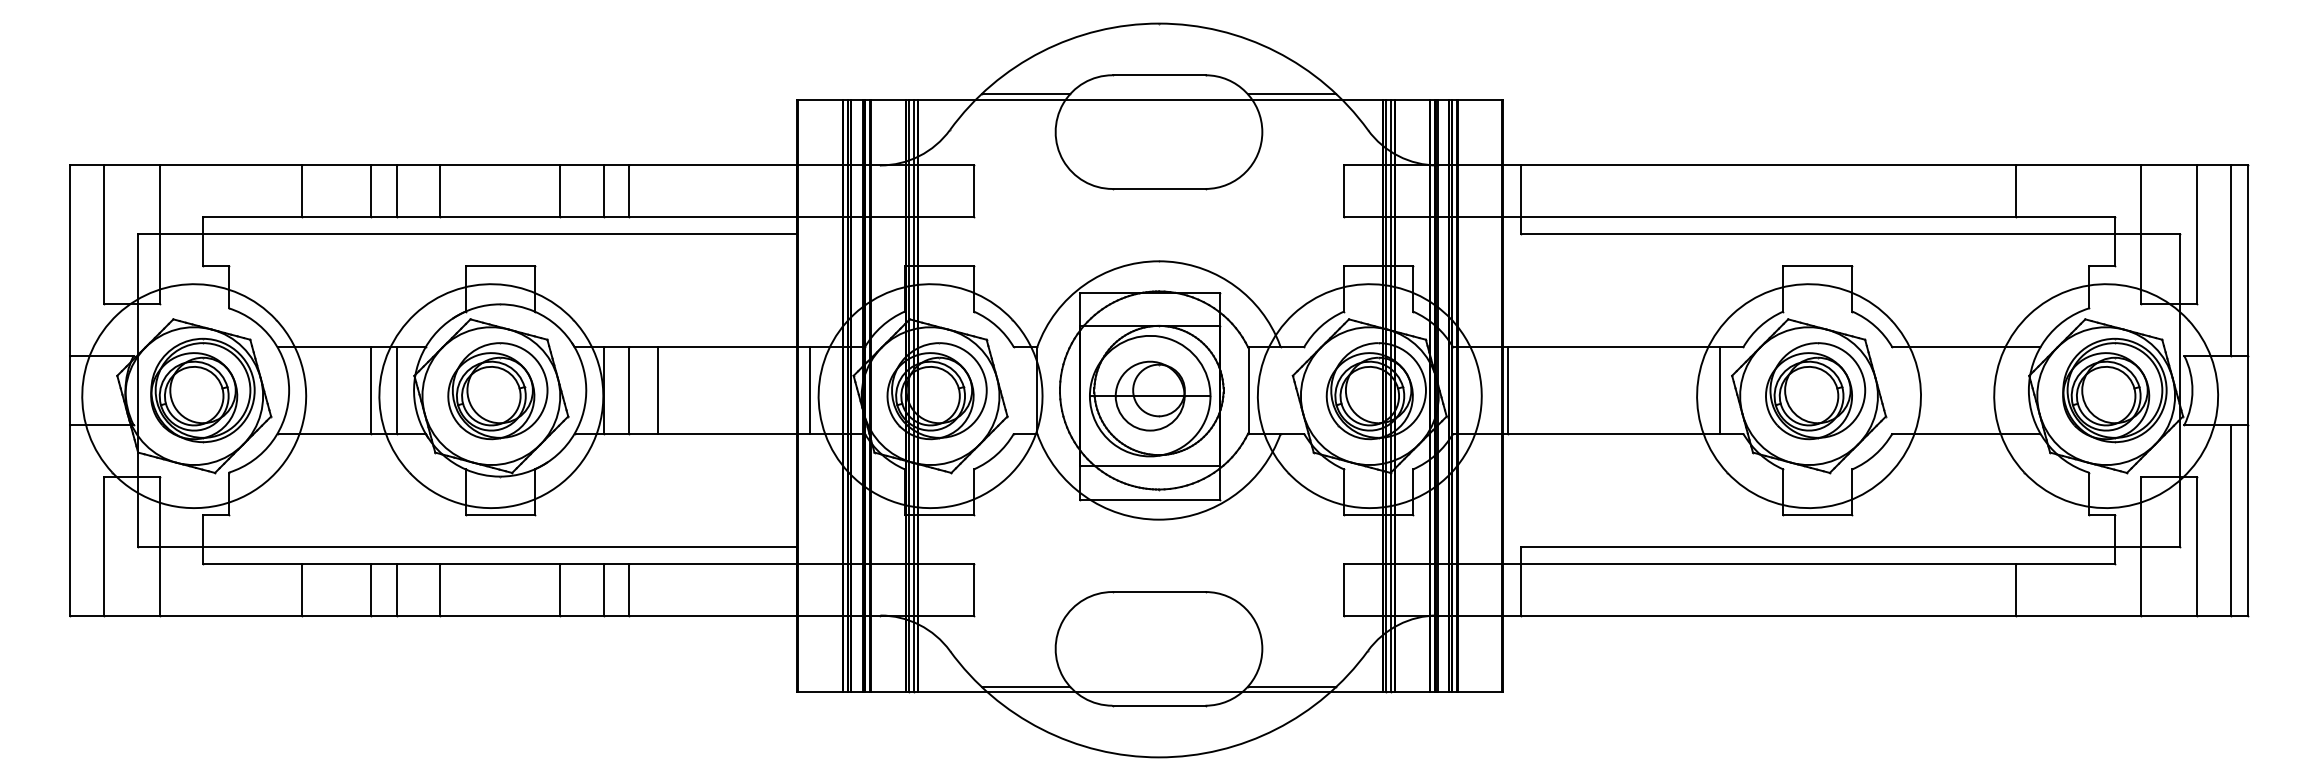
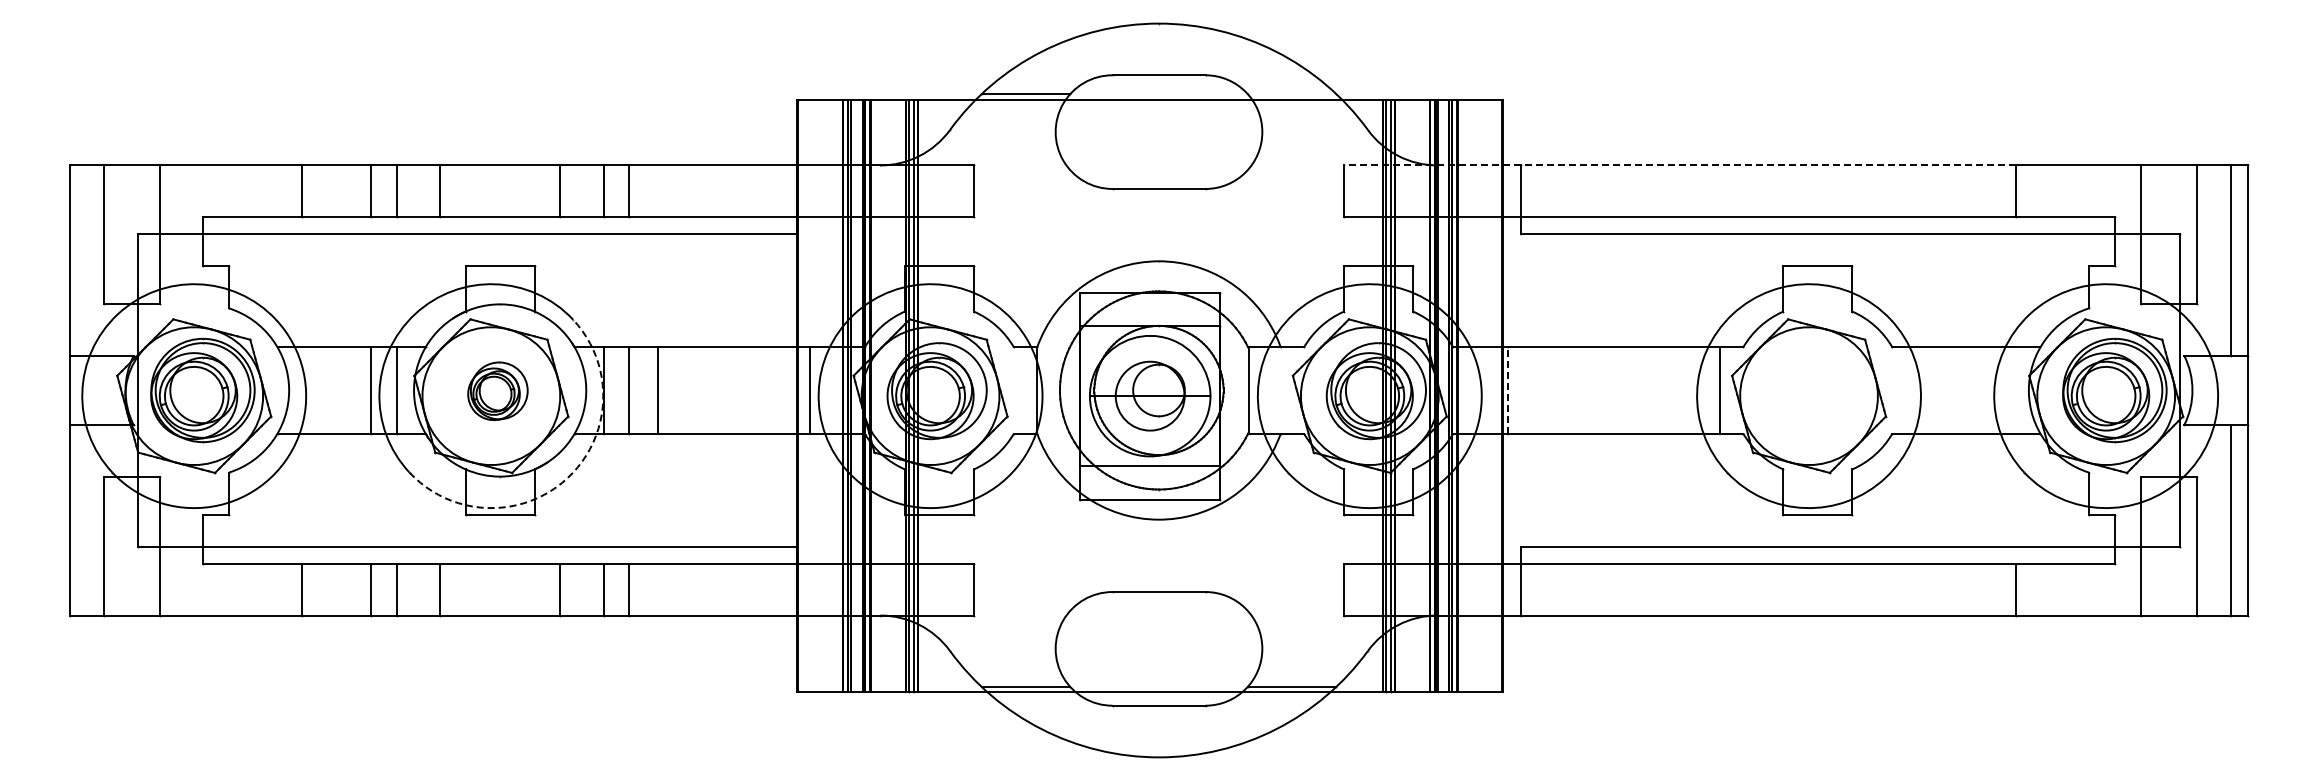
line: present -> none (1291, 94)
line: solid -> dashed (1680, 165)
line: solid -> dashed (1507, 390)
part size: 102x99 px -> 62x60 px (497, 390)
part: present -> none (1815, 391)
arc: solid -> dashed (567, 477)
